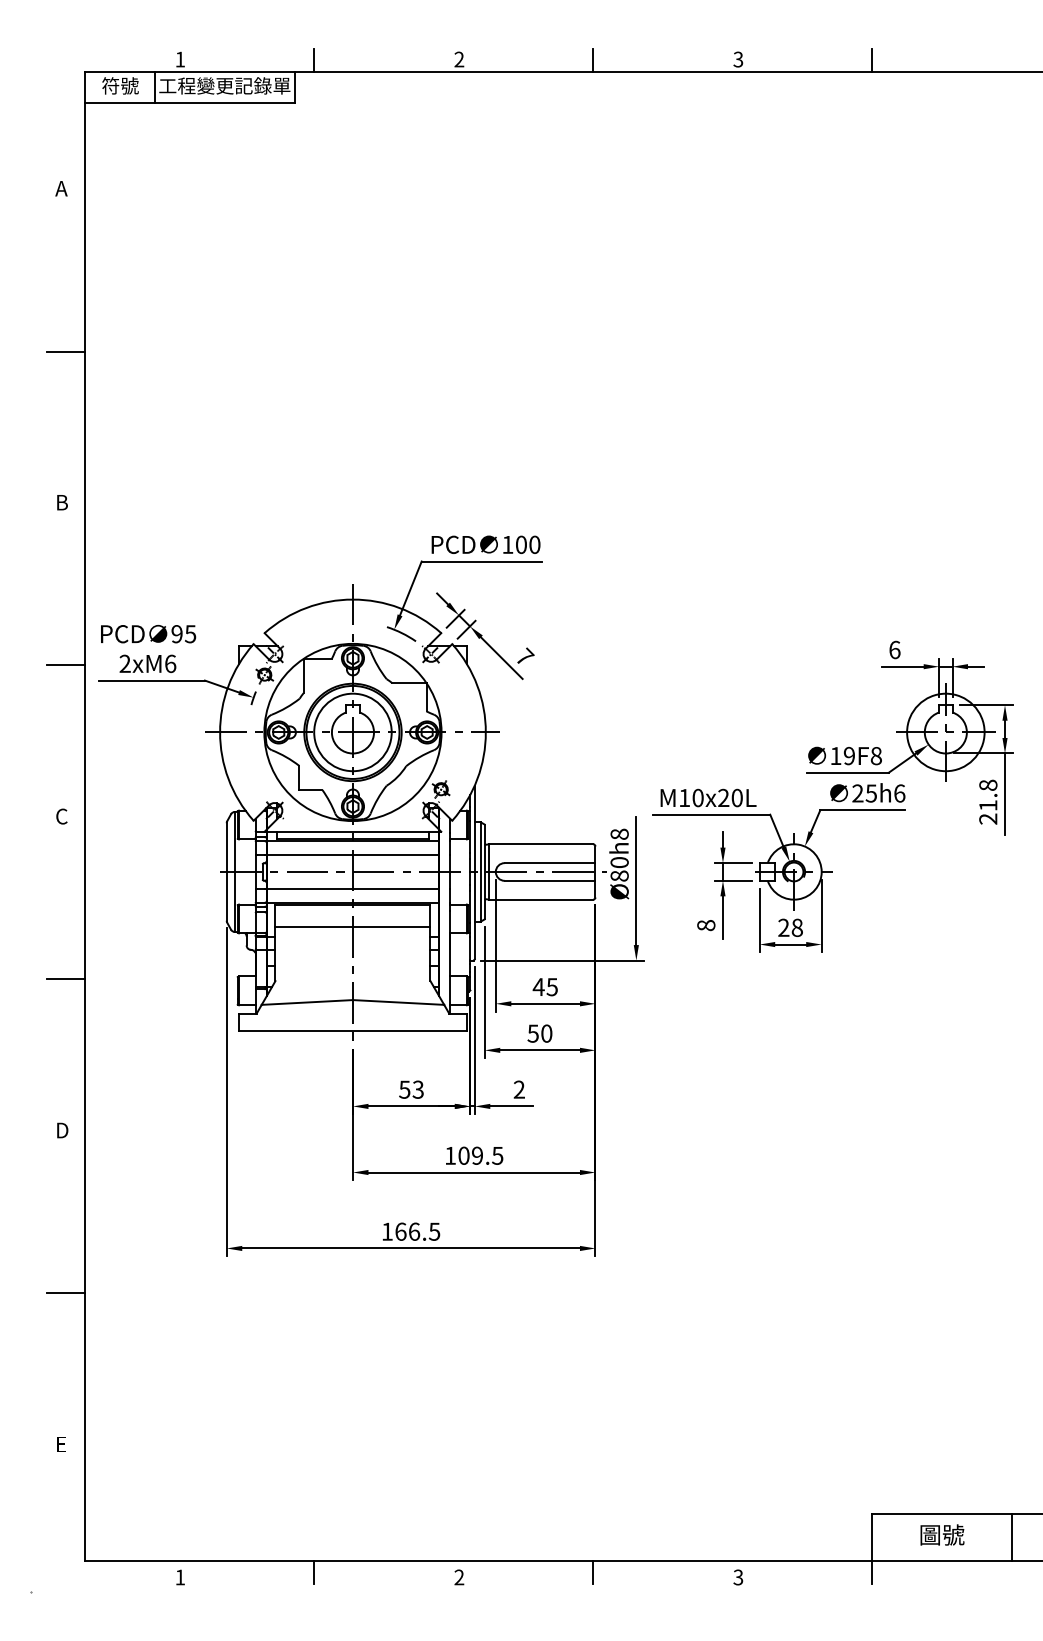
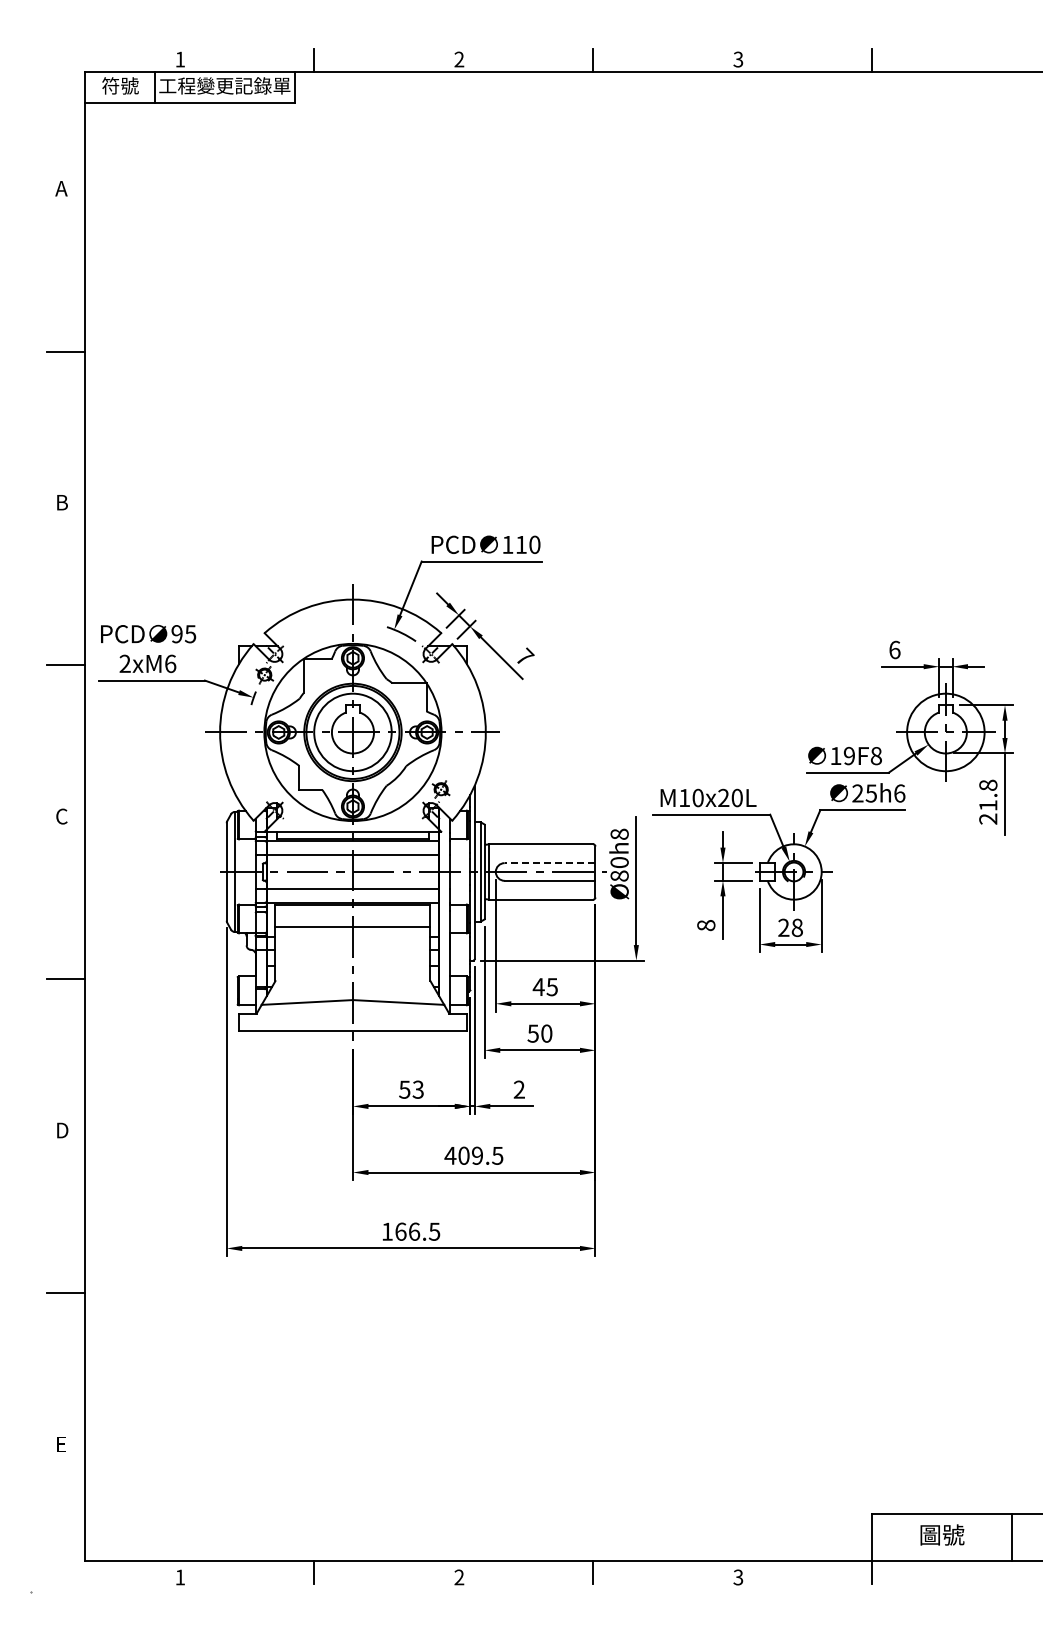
text: 100 -> 110 (521, 544)
line: solid -> dashed (549, 863)
text: 109.5 -> 409.5 (450, 1155)
